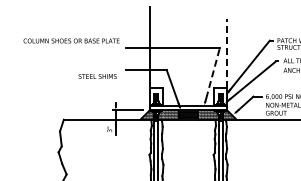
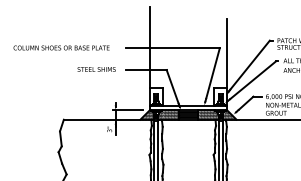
text position: (71, 40) -> (61, 47) (61, 47)
line: dashed -> solid (226, 53)
line: dashed -> solid (213, 72)
text position: (97, 76) -> (96, 69) (96, 69)
